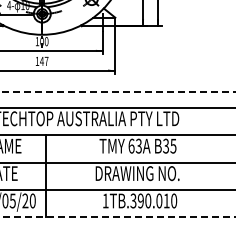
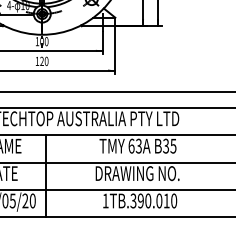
text: 147 -> 120 (44, 61)
line: dashed -> solid (118, 92)
line: dashed -> solid (117, 217)
